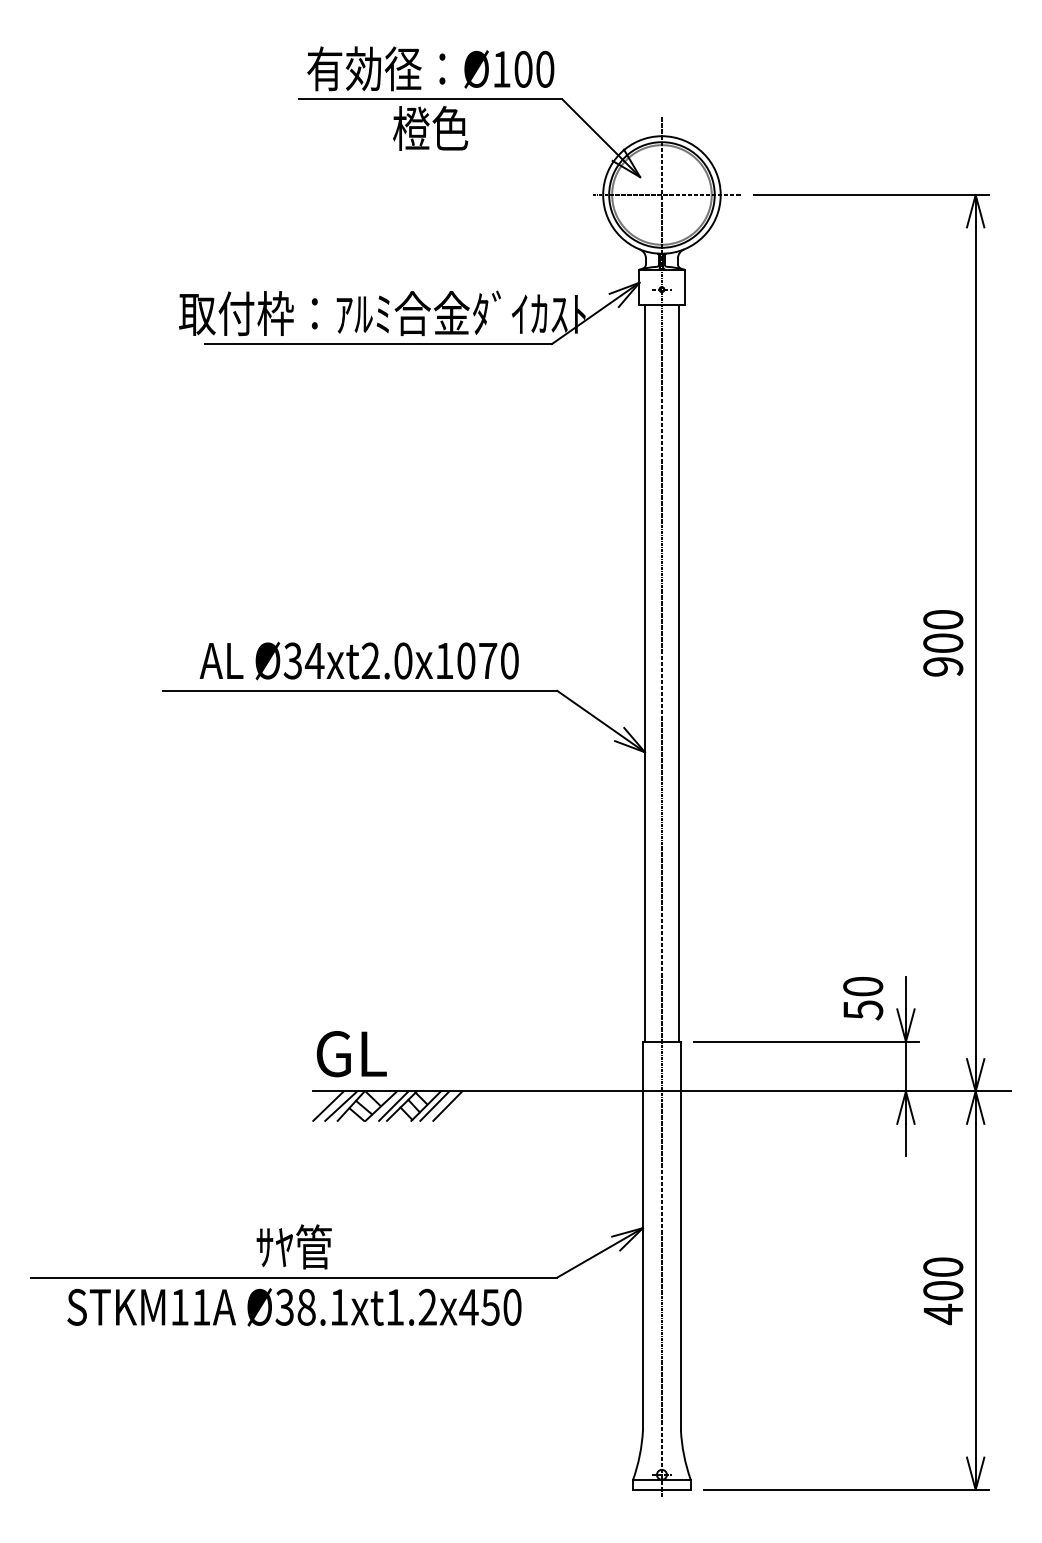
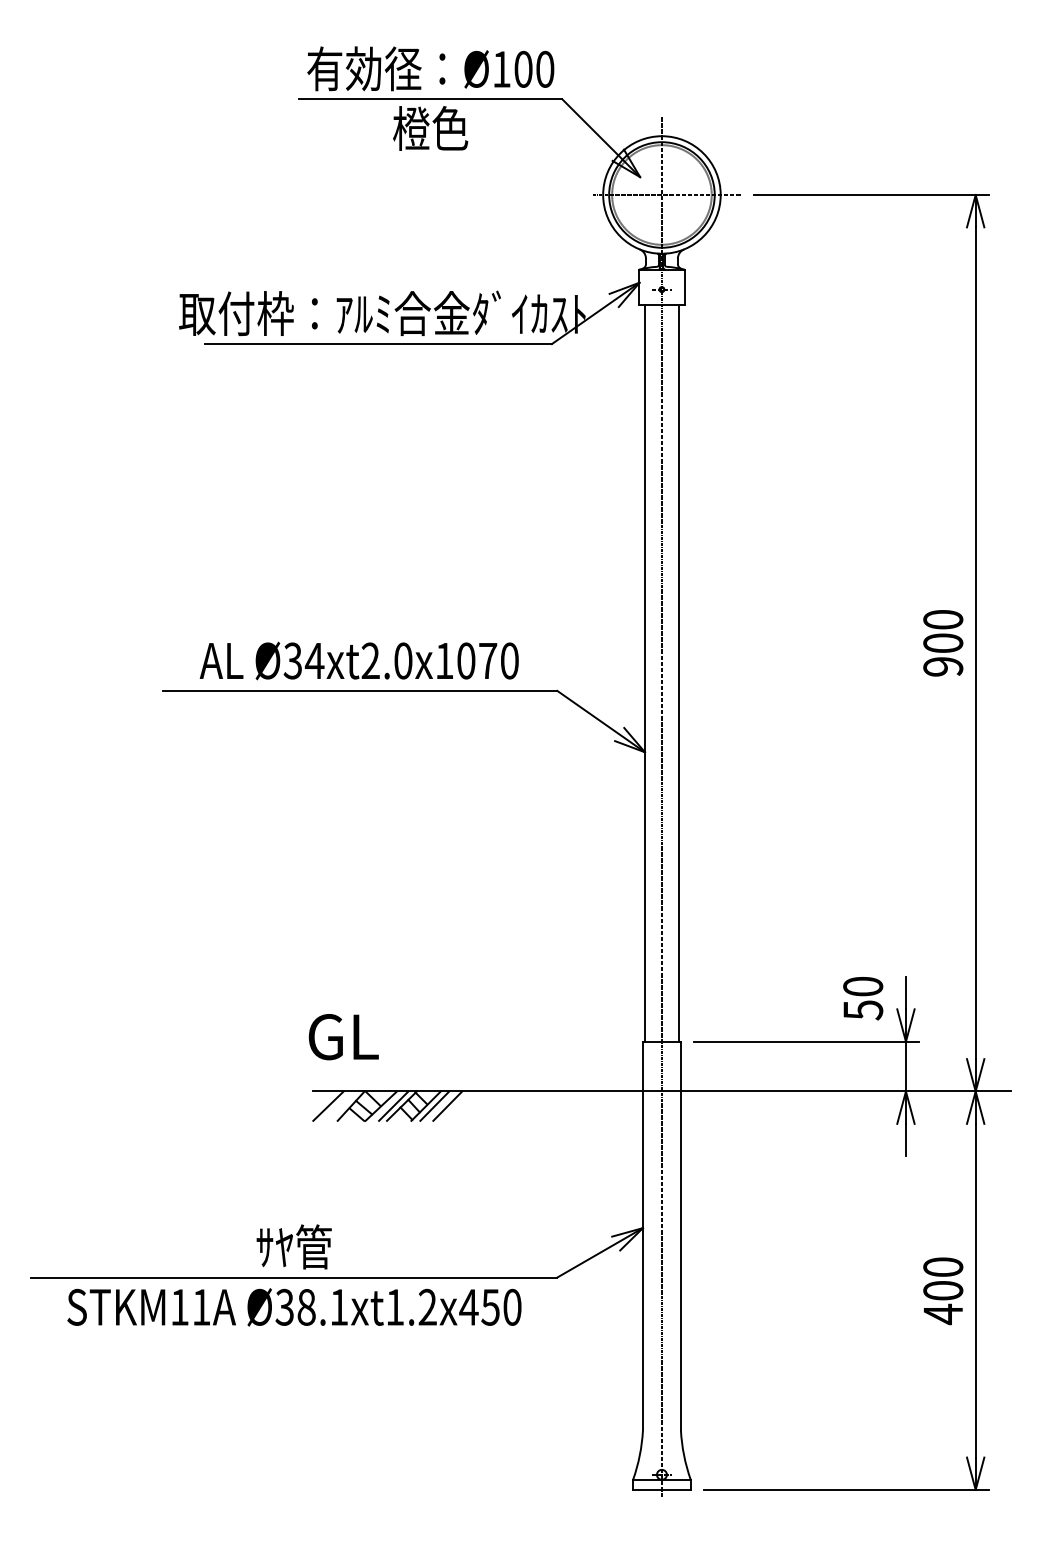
text position: (351, 1054) -> (343, 1037) (343, 1037)
line: present -> none (341, 1105)
